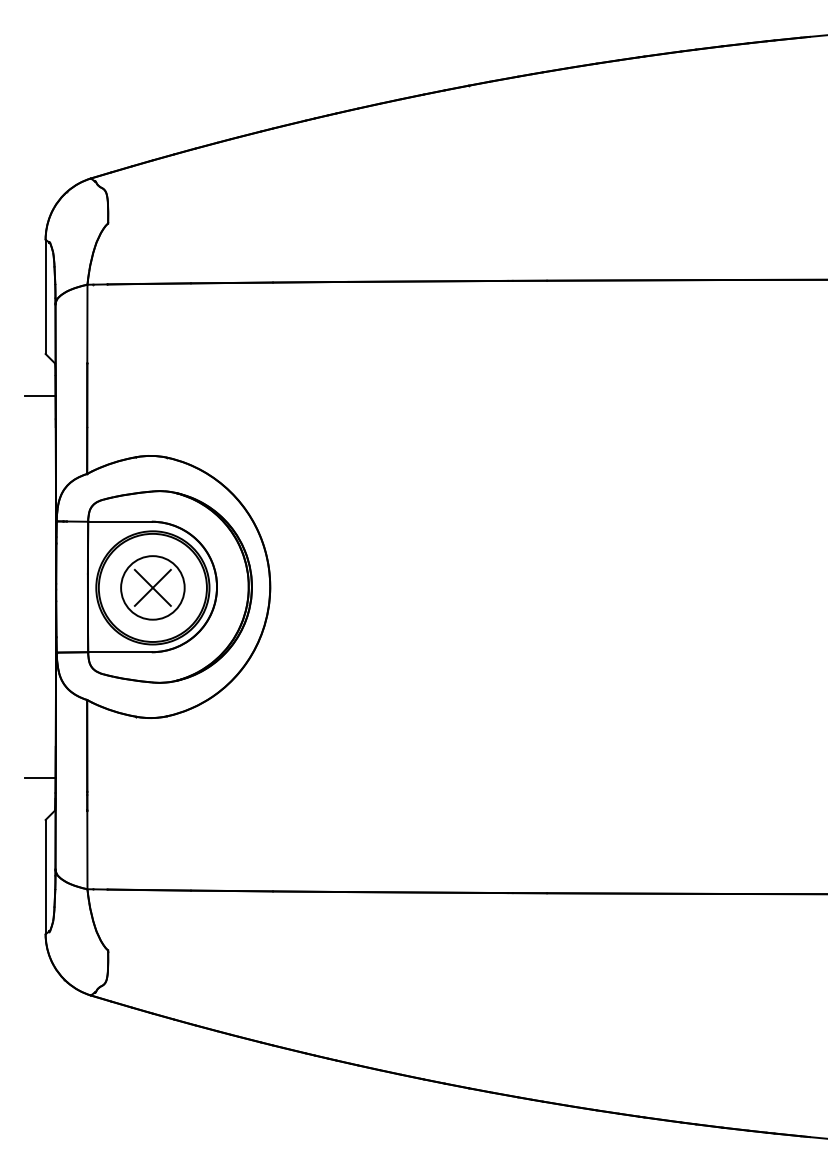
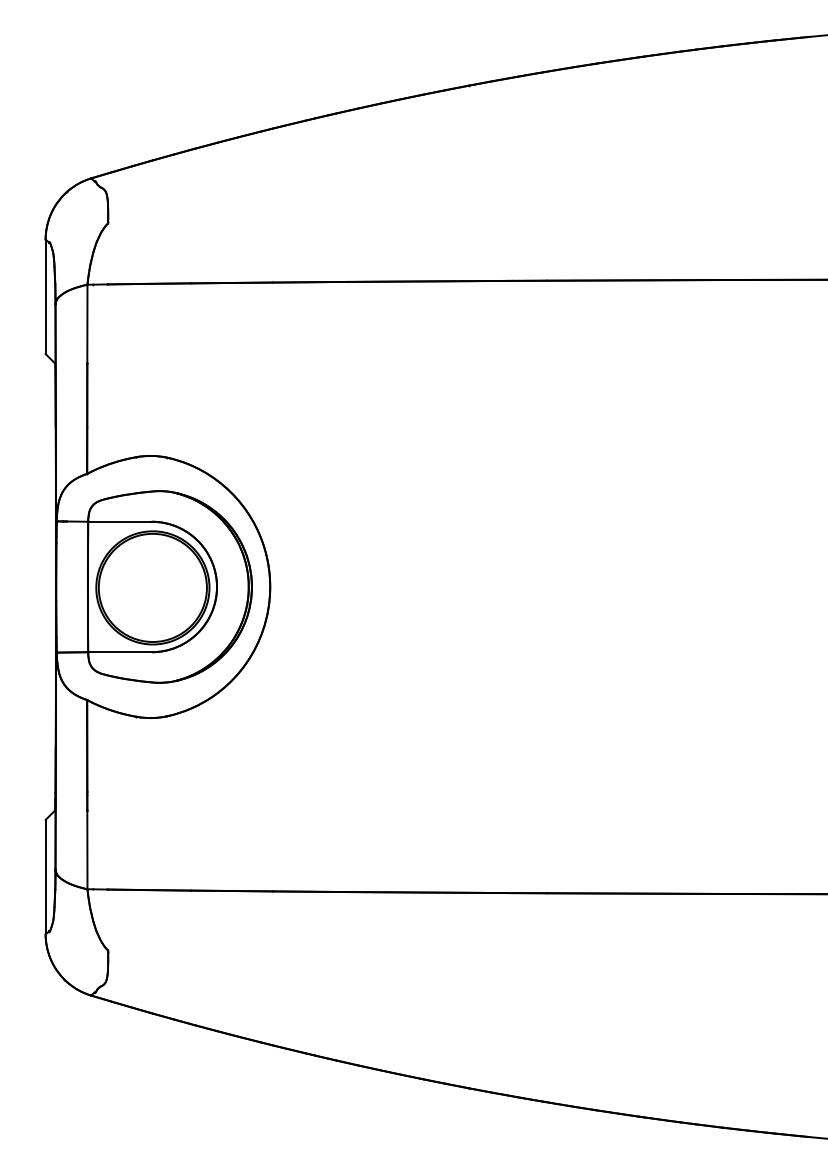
line: present -> none (39, 396)
part: present -> none (152, 587)
line: present -> none (39, 777)
